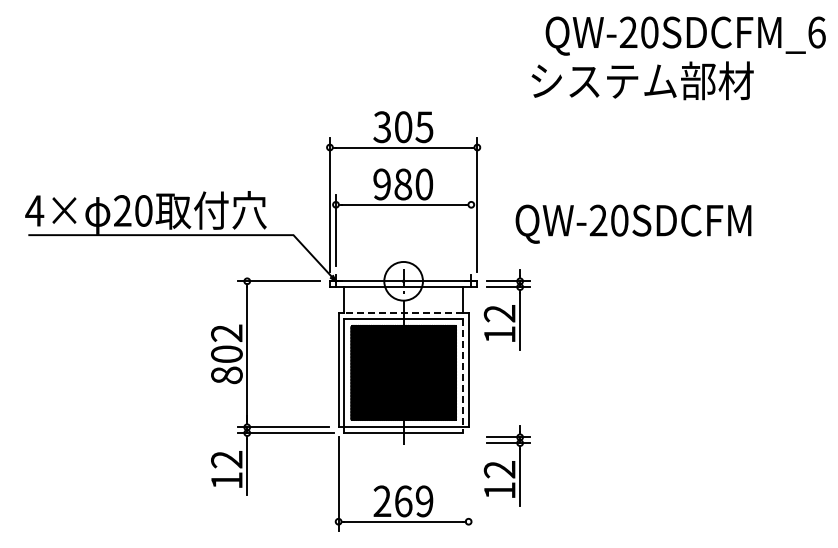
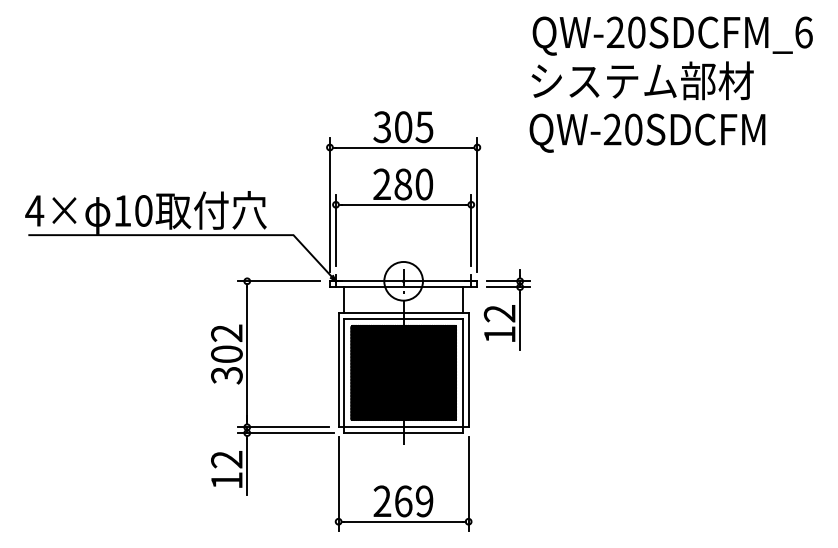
text position: (685, 35) -> (672, 35) (672, 35)
text: 980 -> 280 (381, 184)
text: 20 -> 10 (122, 210)
text position: (633, 223) -> (647, 132) (647, 132)
line: none -> present (471, 230)
line: dashed -> solid (403, 312)
text: 802 -> 302 (226, 375)
line: dashed -> solid (463, 376)
part: present -> none (506, 465)
line: none -> present (468, 483)
